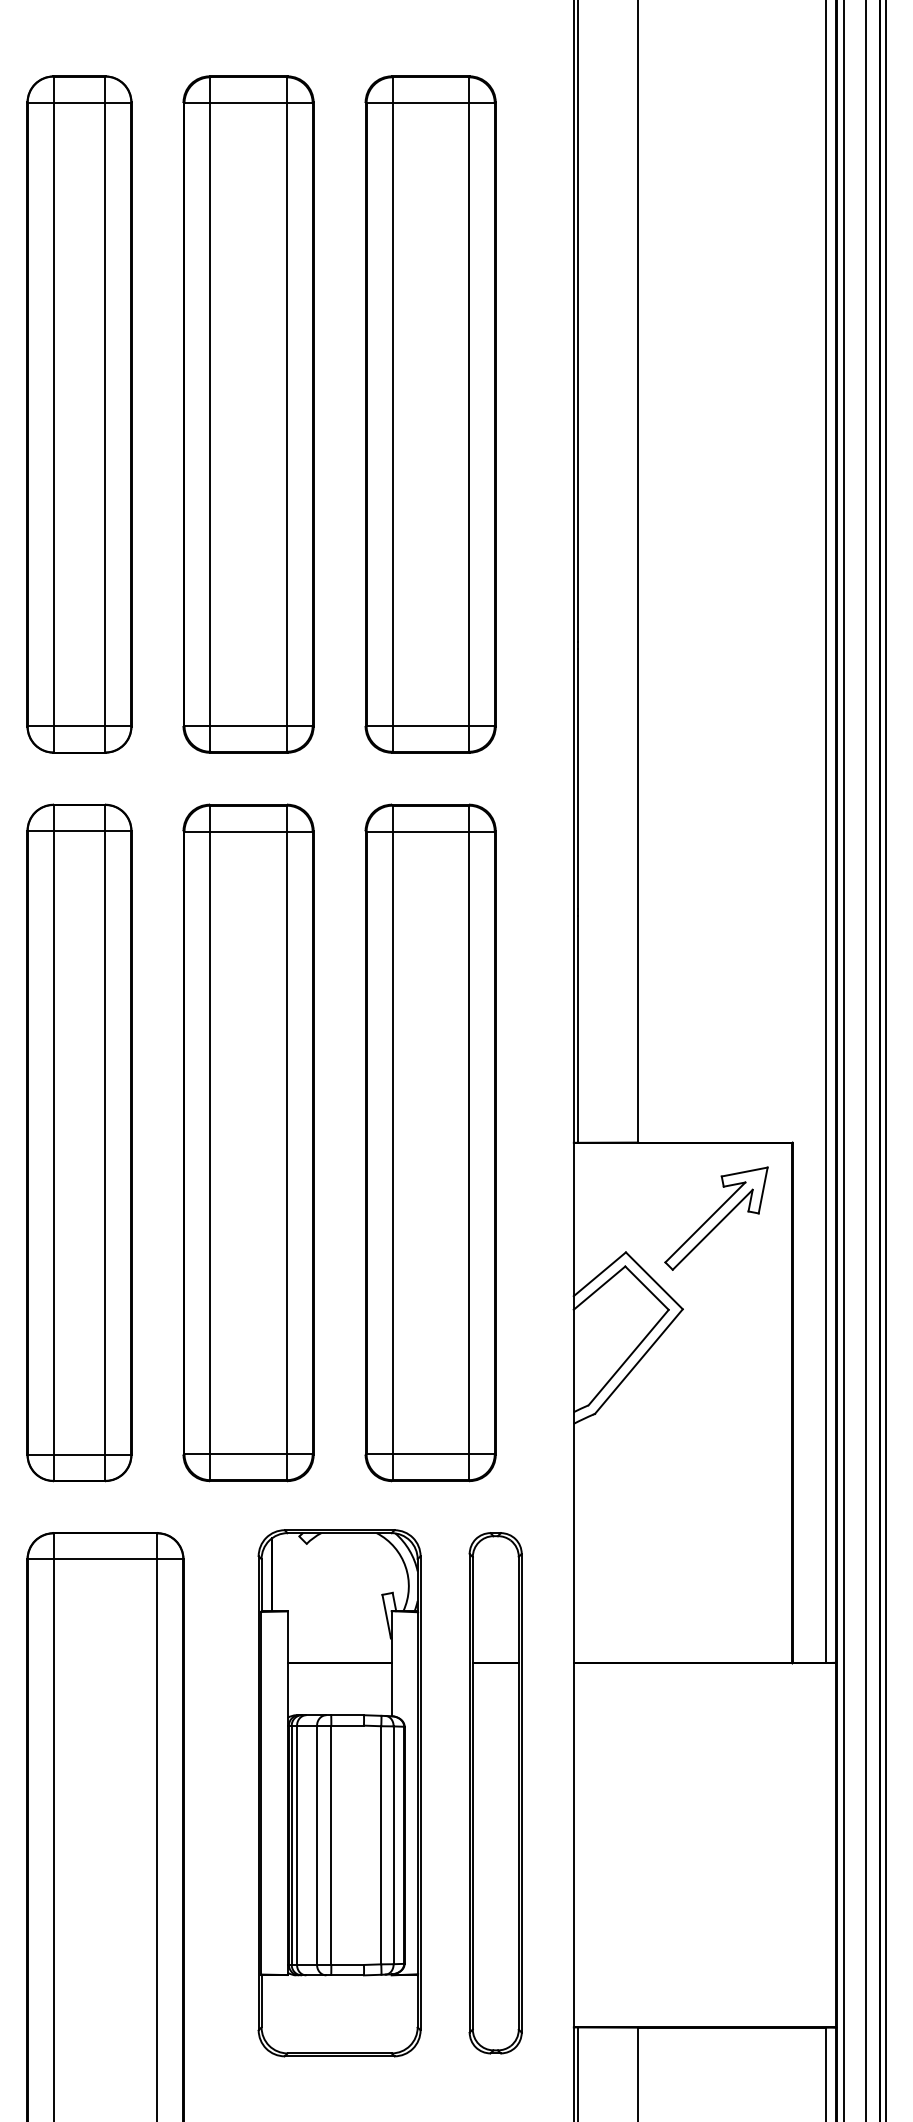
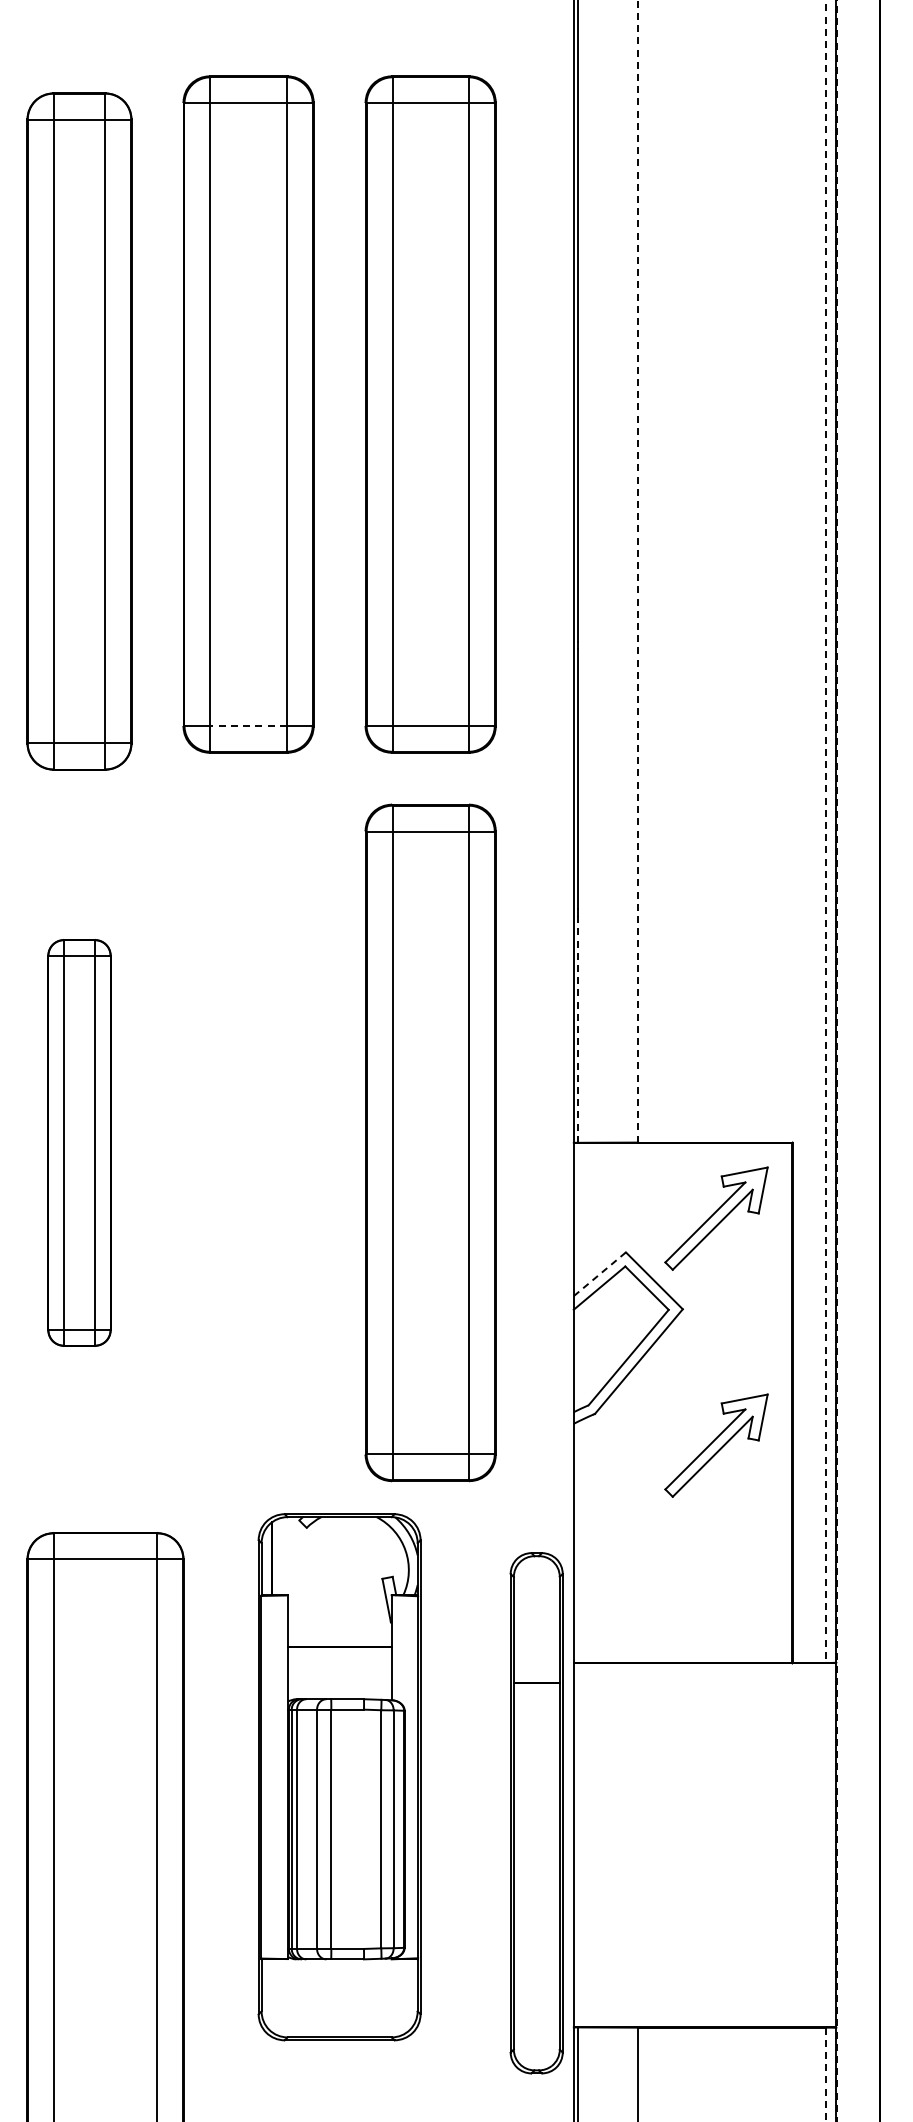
part position: (79, 414) -> (79, 431) (79, 431)
line: solid -> dashed (638, 571)
line: solid -> dashed (248, 725)
line: solid -> dashed (825, 832)
line: solid -> dashed (578, 1029)
line: solid -> dashed (837, 1060)
line: present -> none (844, 1060)
line: present -> none (866, 1060)
line: present -> none (885, 1060)
part size: 107x680 px -> 65x408 px (79, 1142)
part: present -> none (248, 1142)
line: solid -> dashed (599, 1274)
part: none -> present (716, 1445)
part position: (339, 1793) -> (339, 1777) (339, 1777)
part position: (495, 1793) -> (536, 1813) (536, 1813)
line: solid -> dashed (825, 2074)
